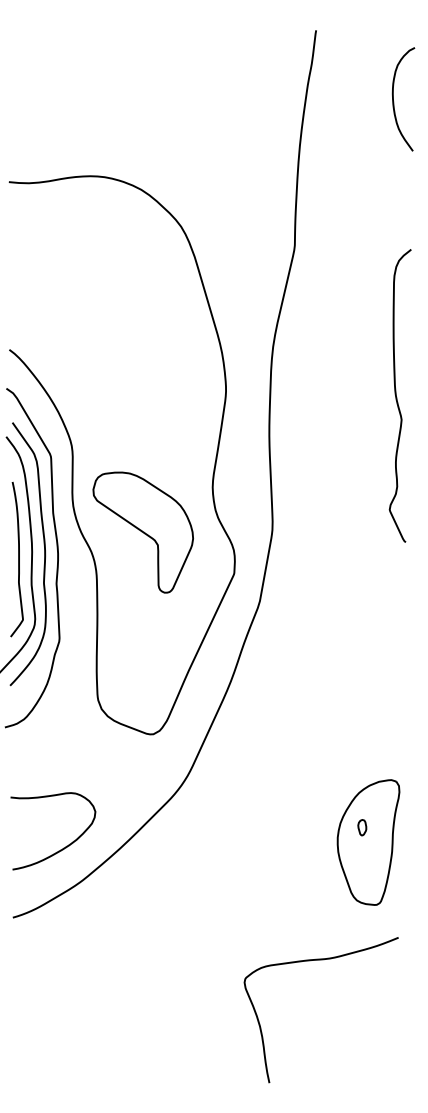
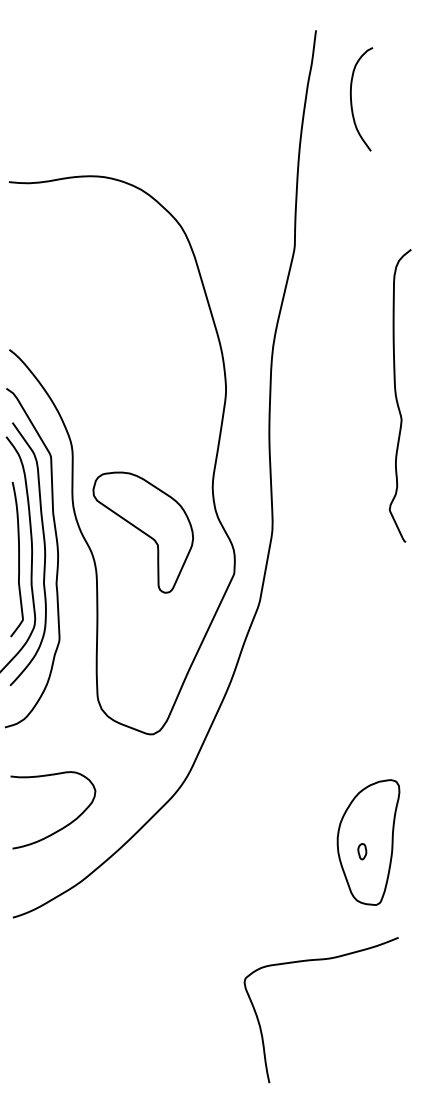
curve position: (394, 101) -> (352, 101) (352, 101)
part position: (362, 827) -> (362, 851) (362, 851)
part position: (63, 847) -> (63, 826) (63, 826)
